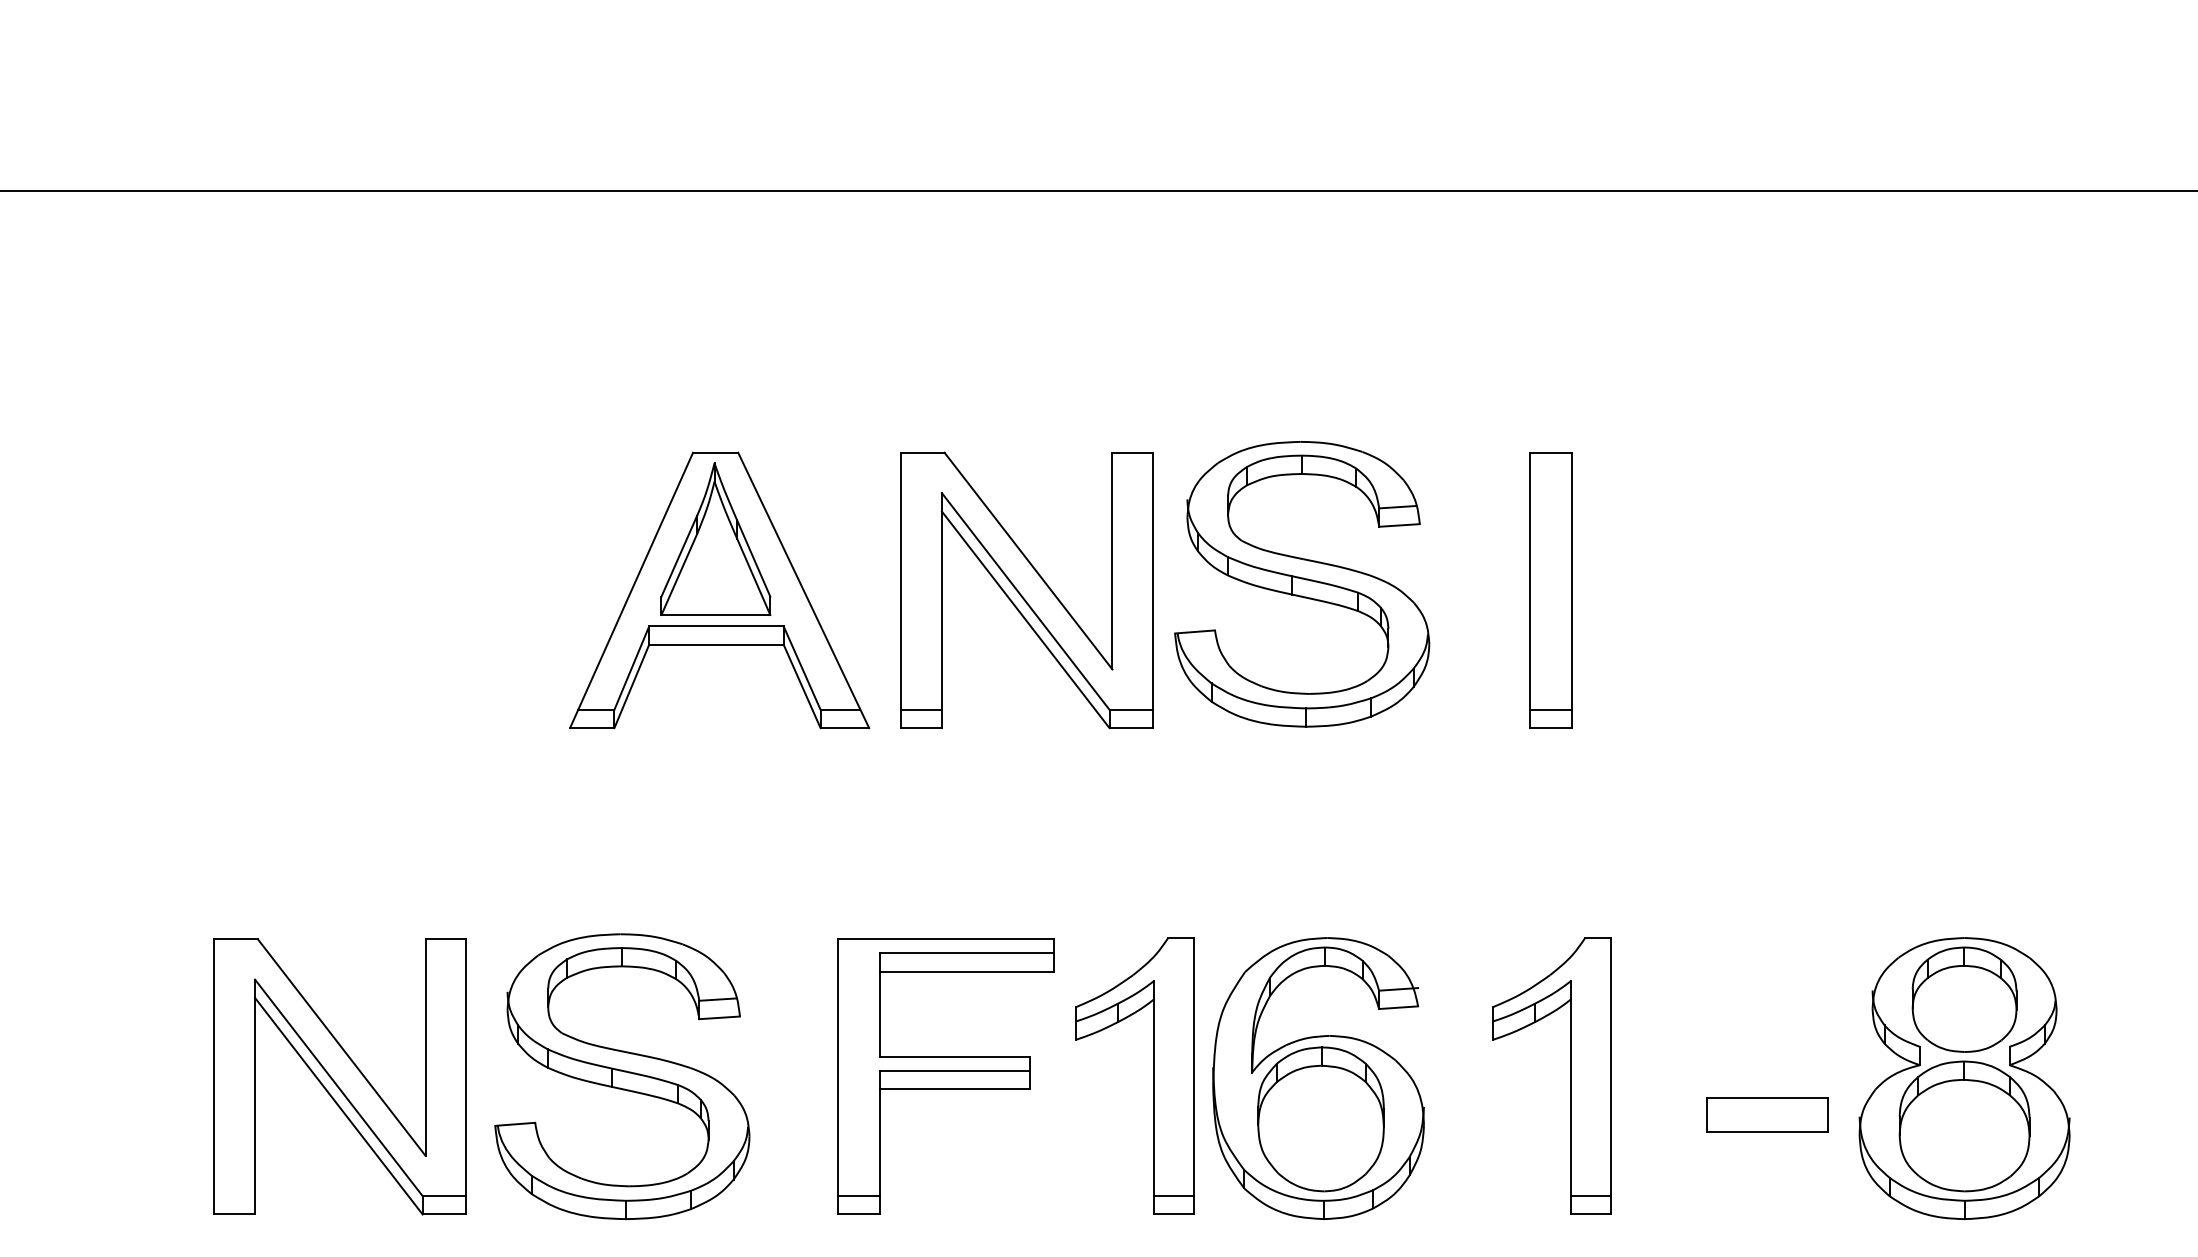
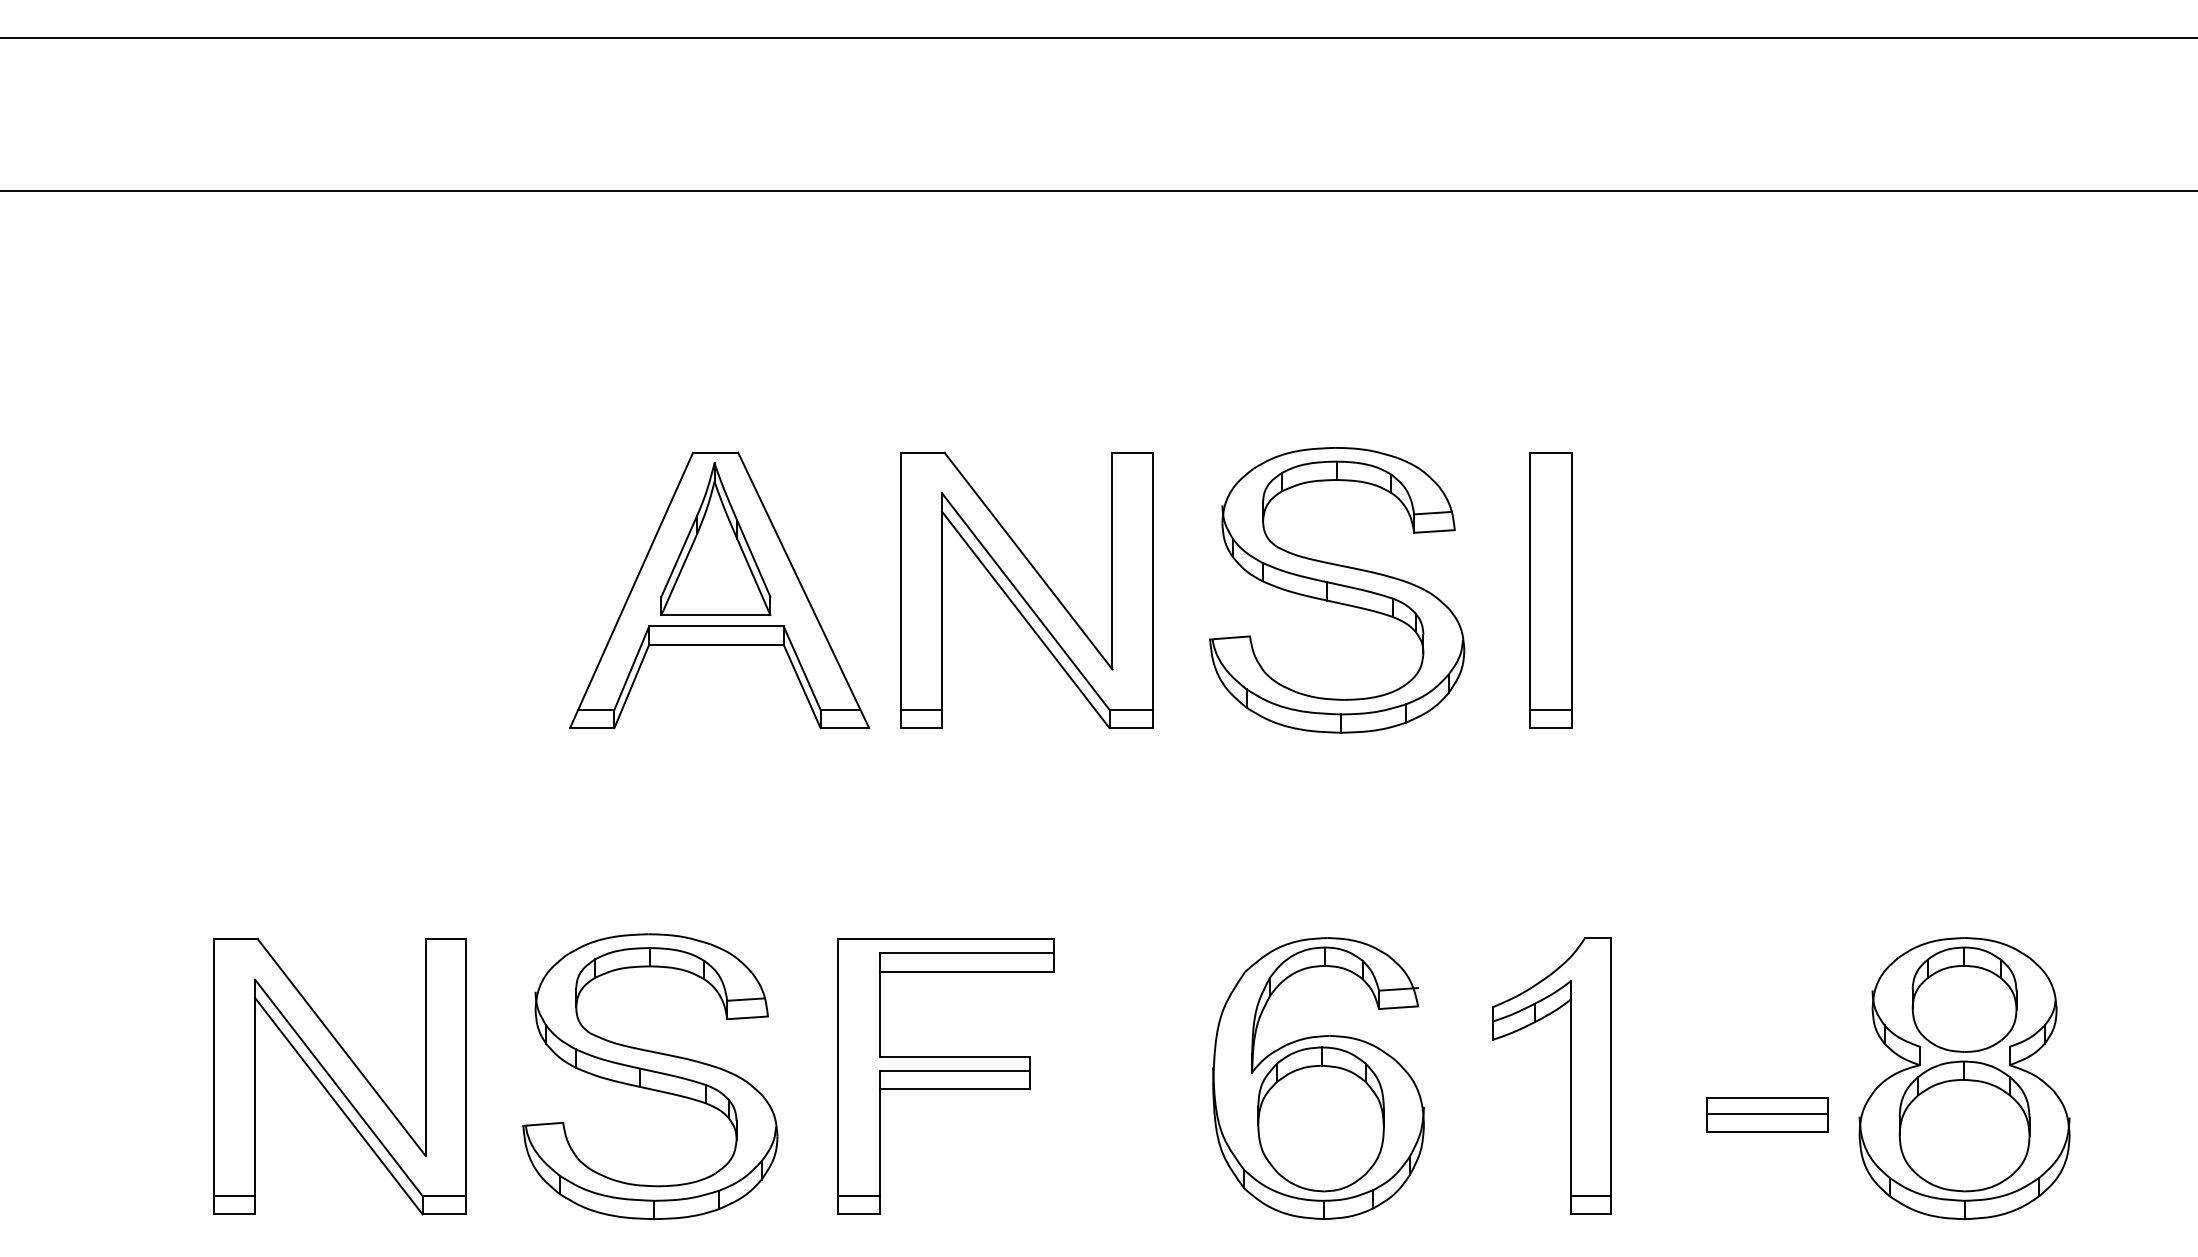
line: none -> present (1098, 37)
part position: (1302, 584) -> (1337, 590) (1337, 590)
part: present -> none (1153, 1075)
part position: (622, 1076) -> (650, 1076) (650, 1076)
line: none -> present (1767, 1113)
line: none -> present (234, 1196)
